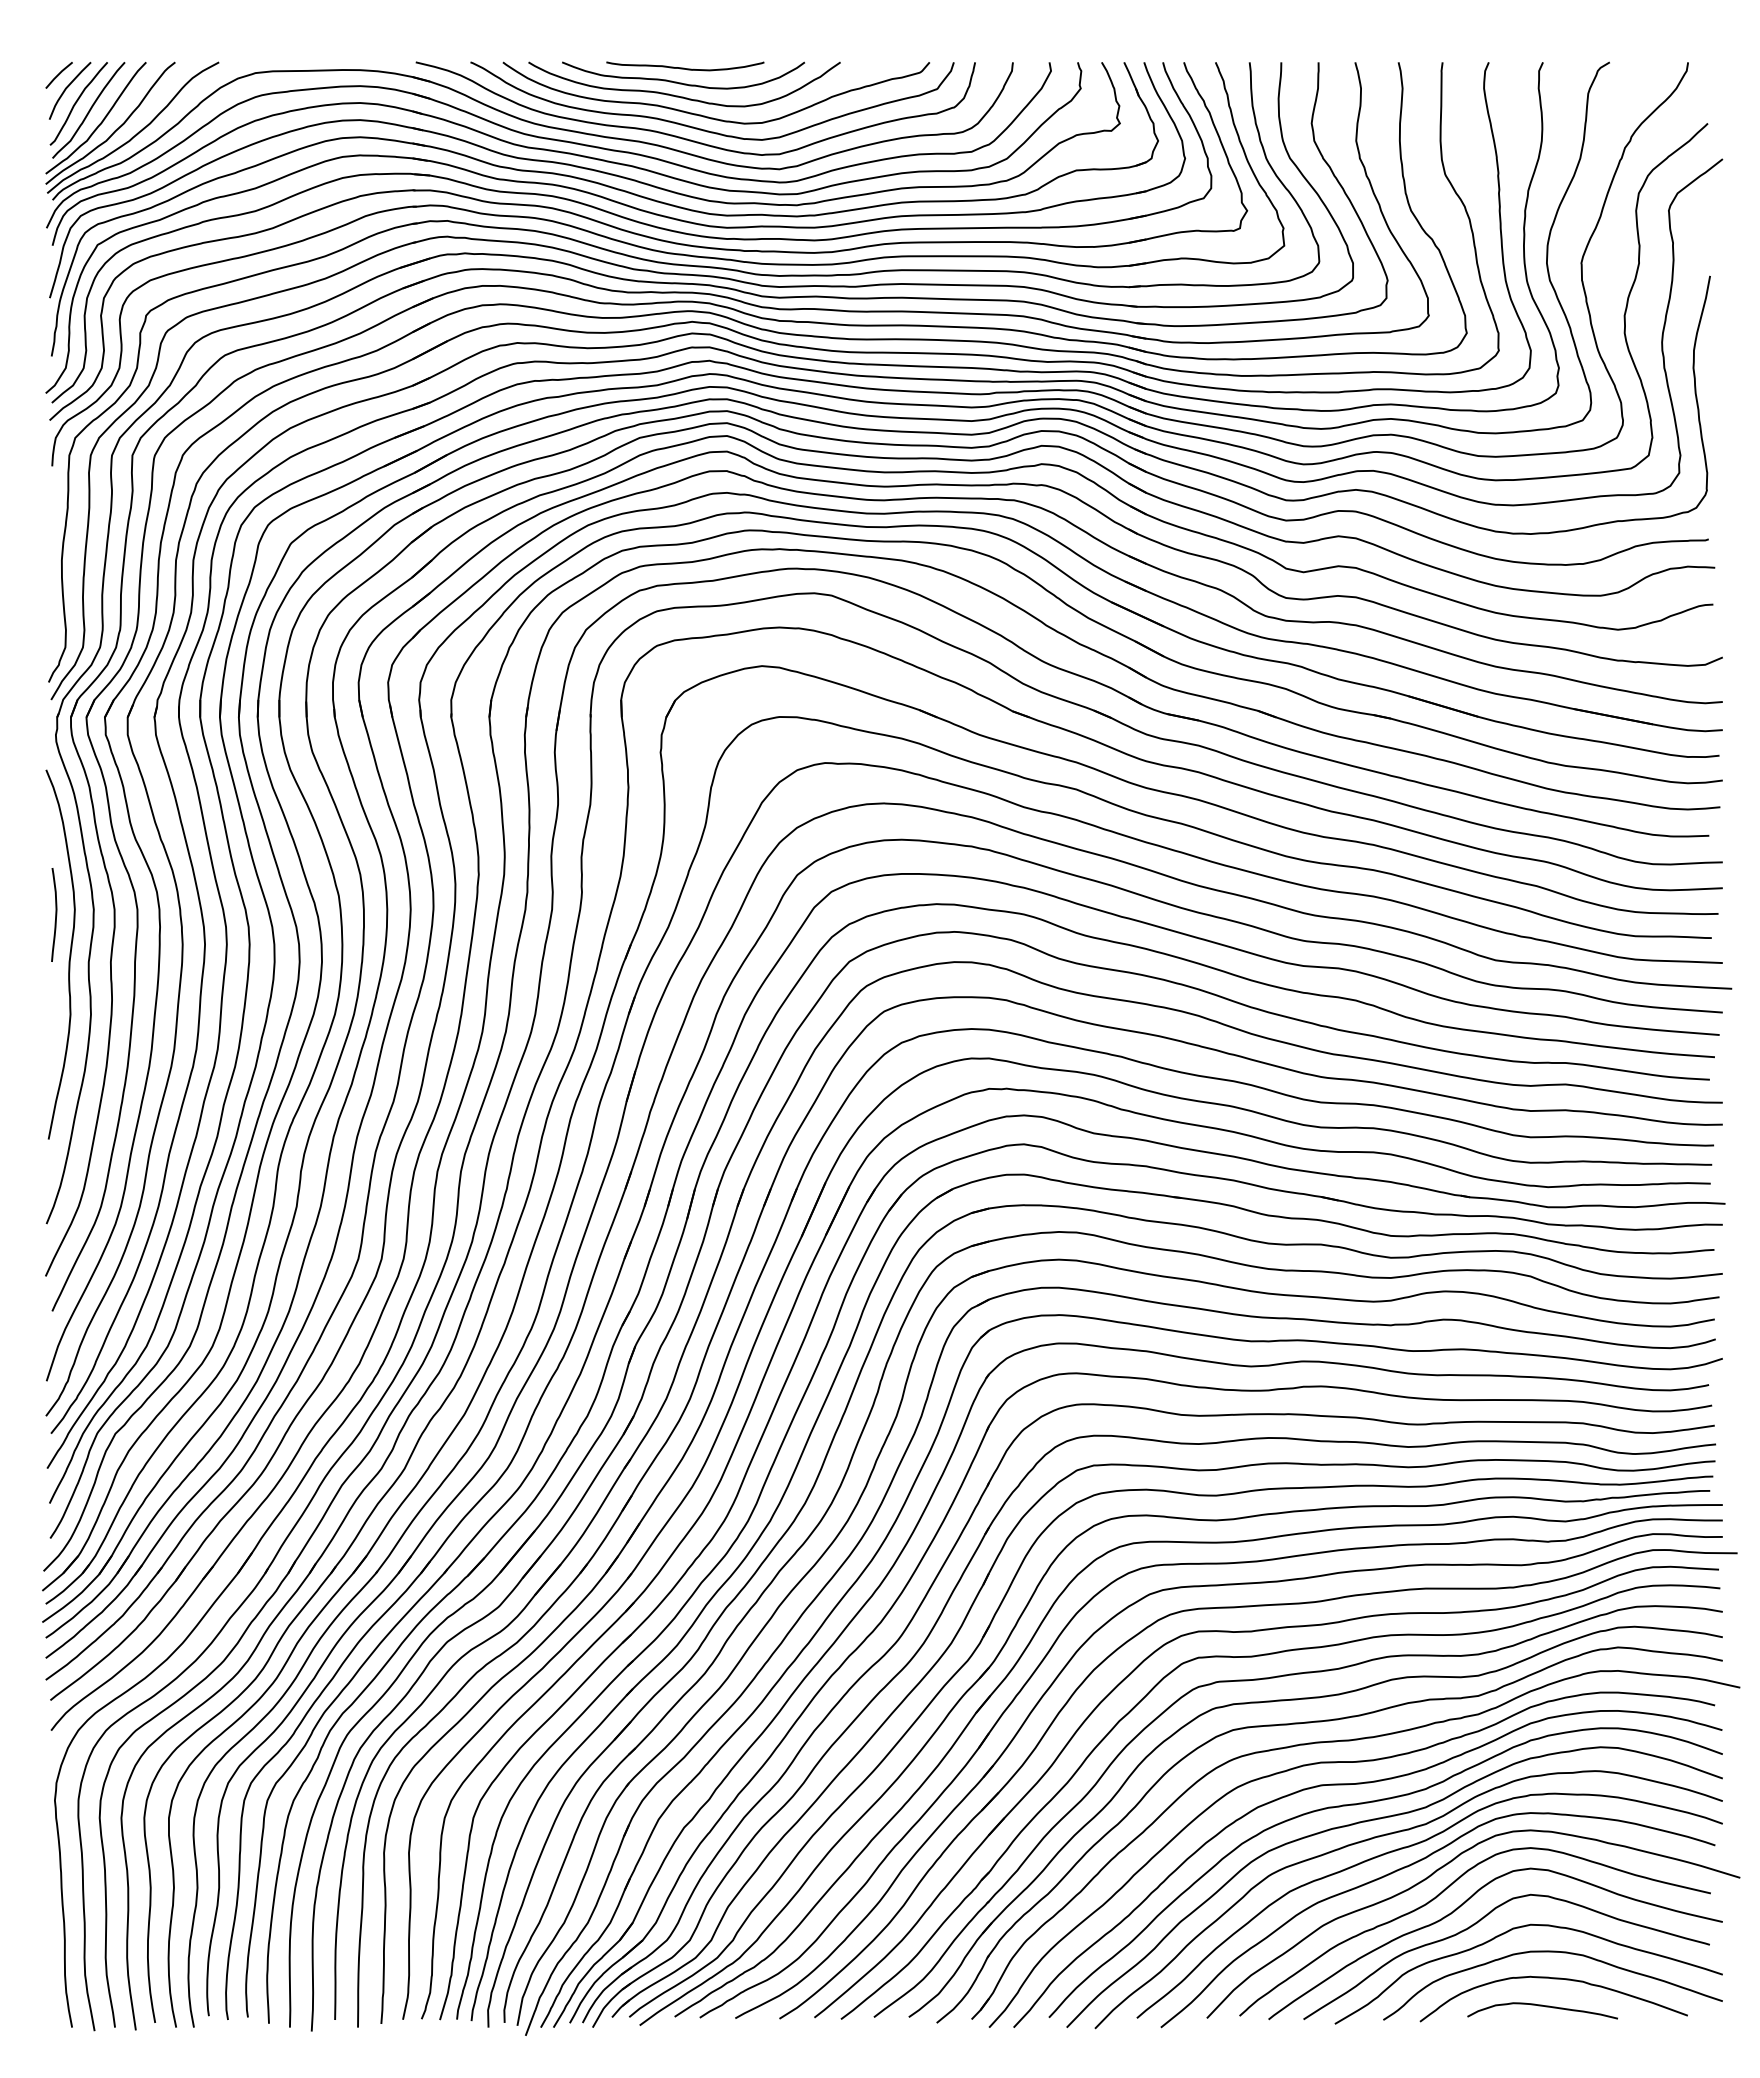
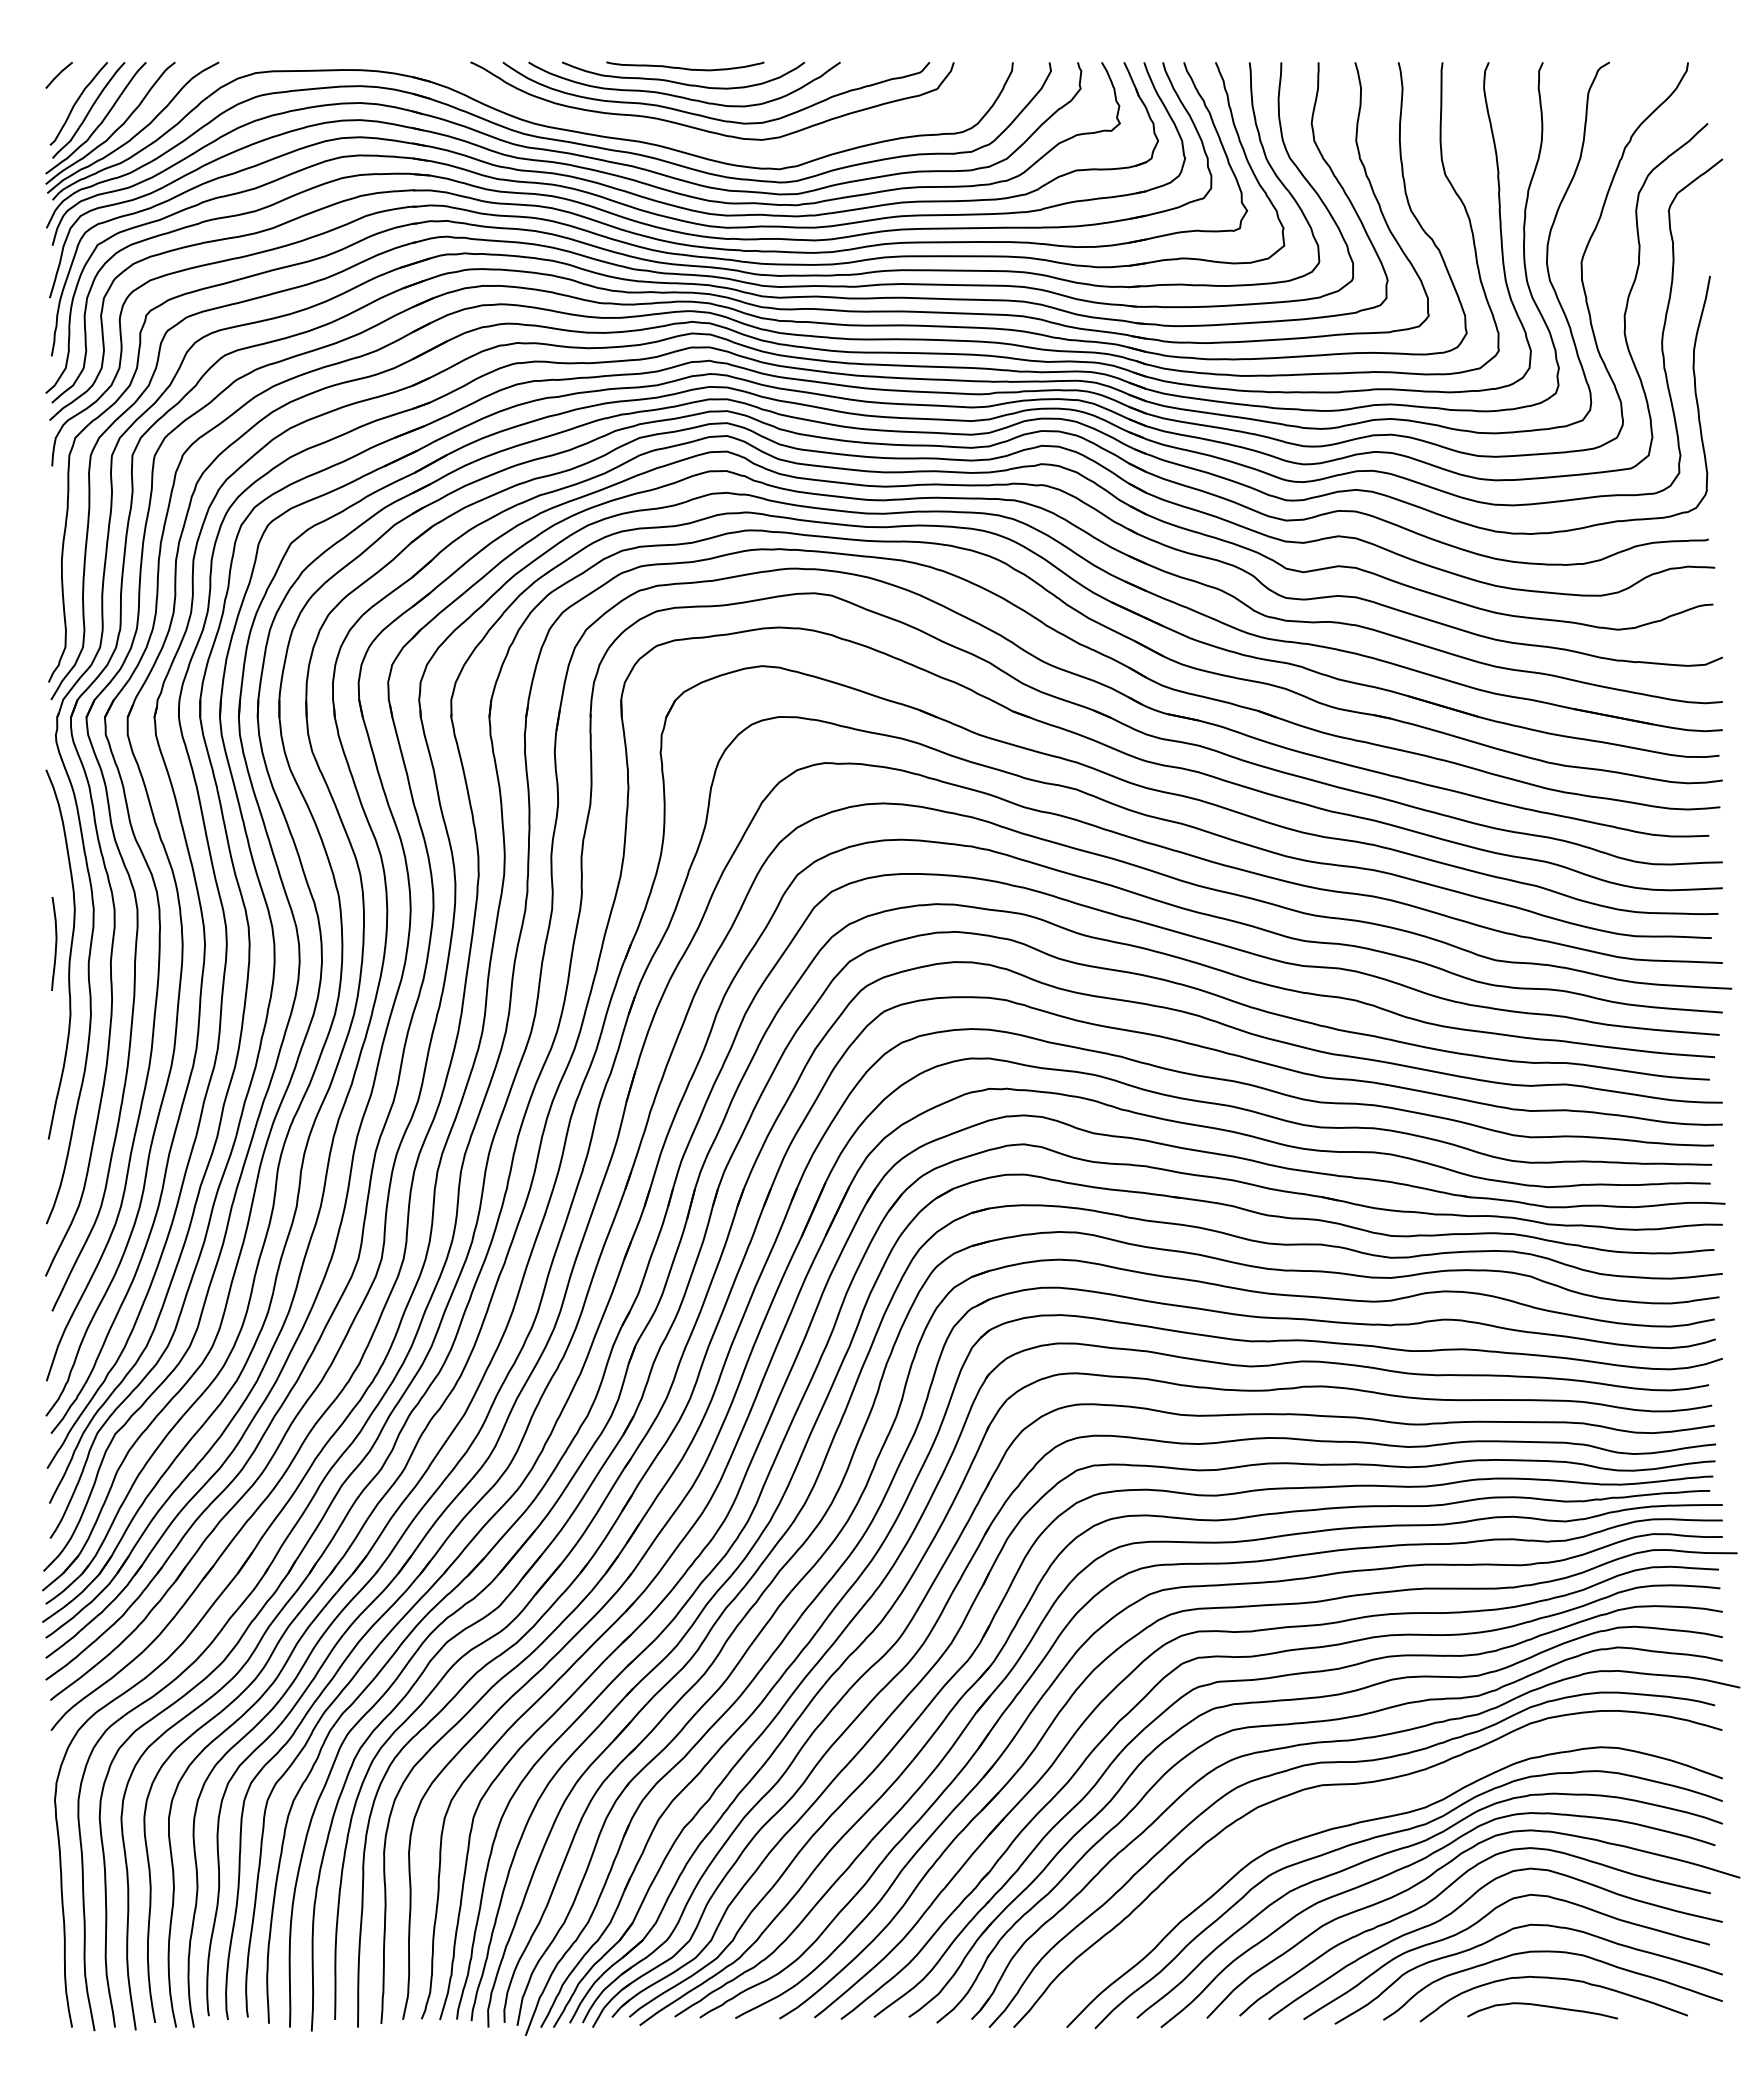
curve: present -> none (67, 88)
curve: present -> none (687, 138)
curve position: (55, 914) -> (55, 943) (55, 943)
curve: present -> none (1374, 1802)
